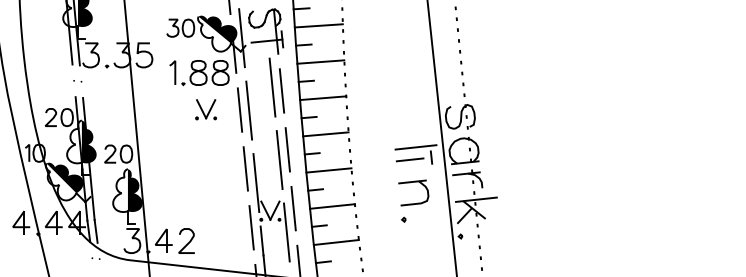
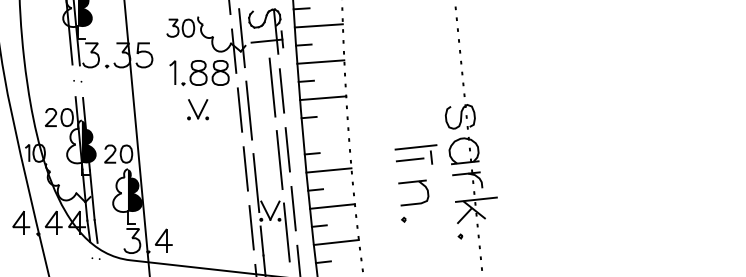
fill: present -> none (217, 29)
part position: (205, 109) -> (197, 109) (197, 109)
line: present -> none (325, 134)
line: present -> none (441, 137)
fill: present -> none (64, 177)
curve: present -> none (188, 242)
